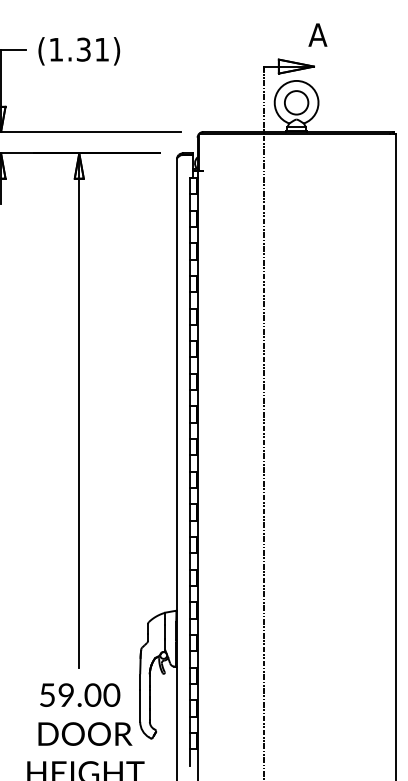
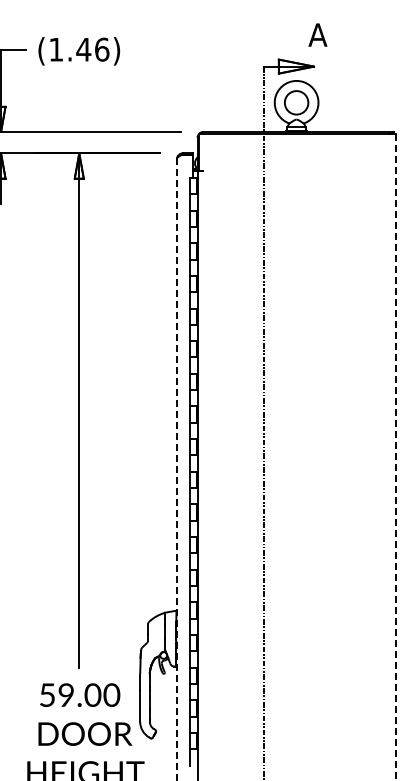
text: (1.31) -> (1.46) (92, 49)
line: solid -> dashed (395, 457)
line: solid -> dashed (176, 469)
